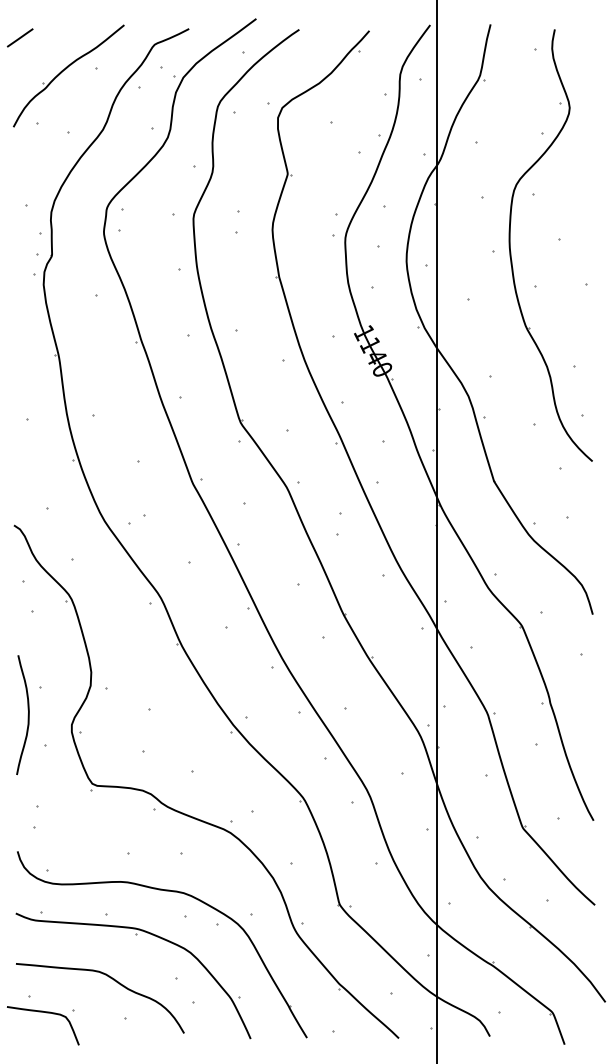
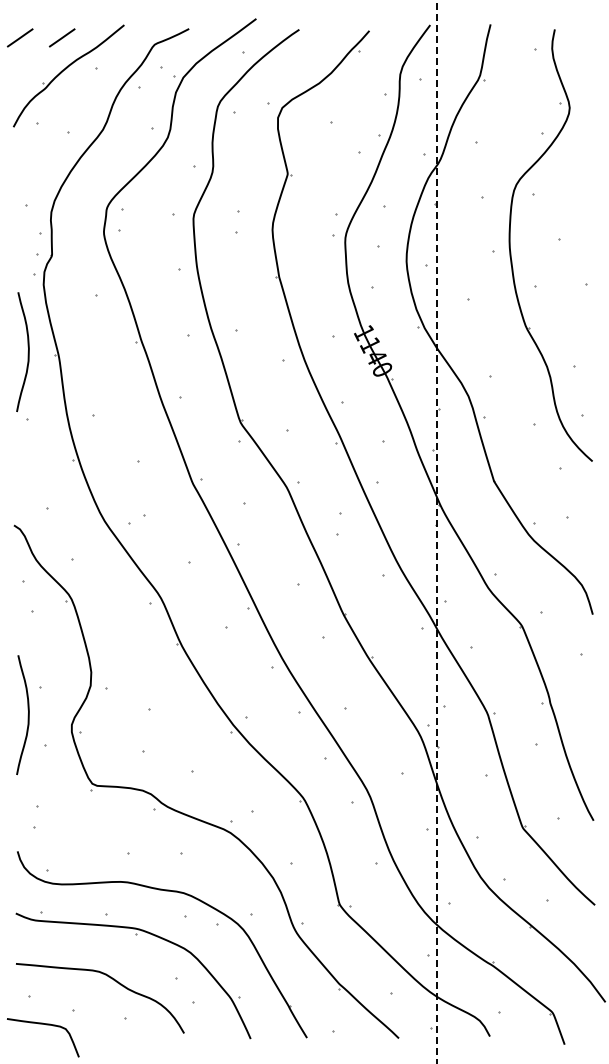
line: none -> present (61, 37)
curve: none -> present (27, 352)
line: solid -> dashed (437, 531)
curve position: (46, 1013) -> (46, 1025) (46, 1025)
